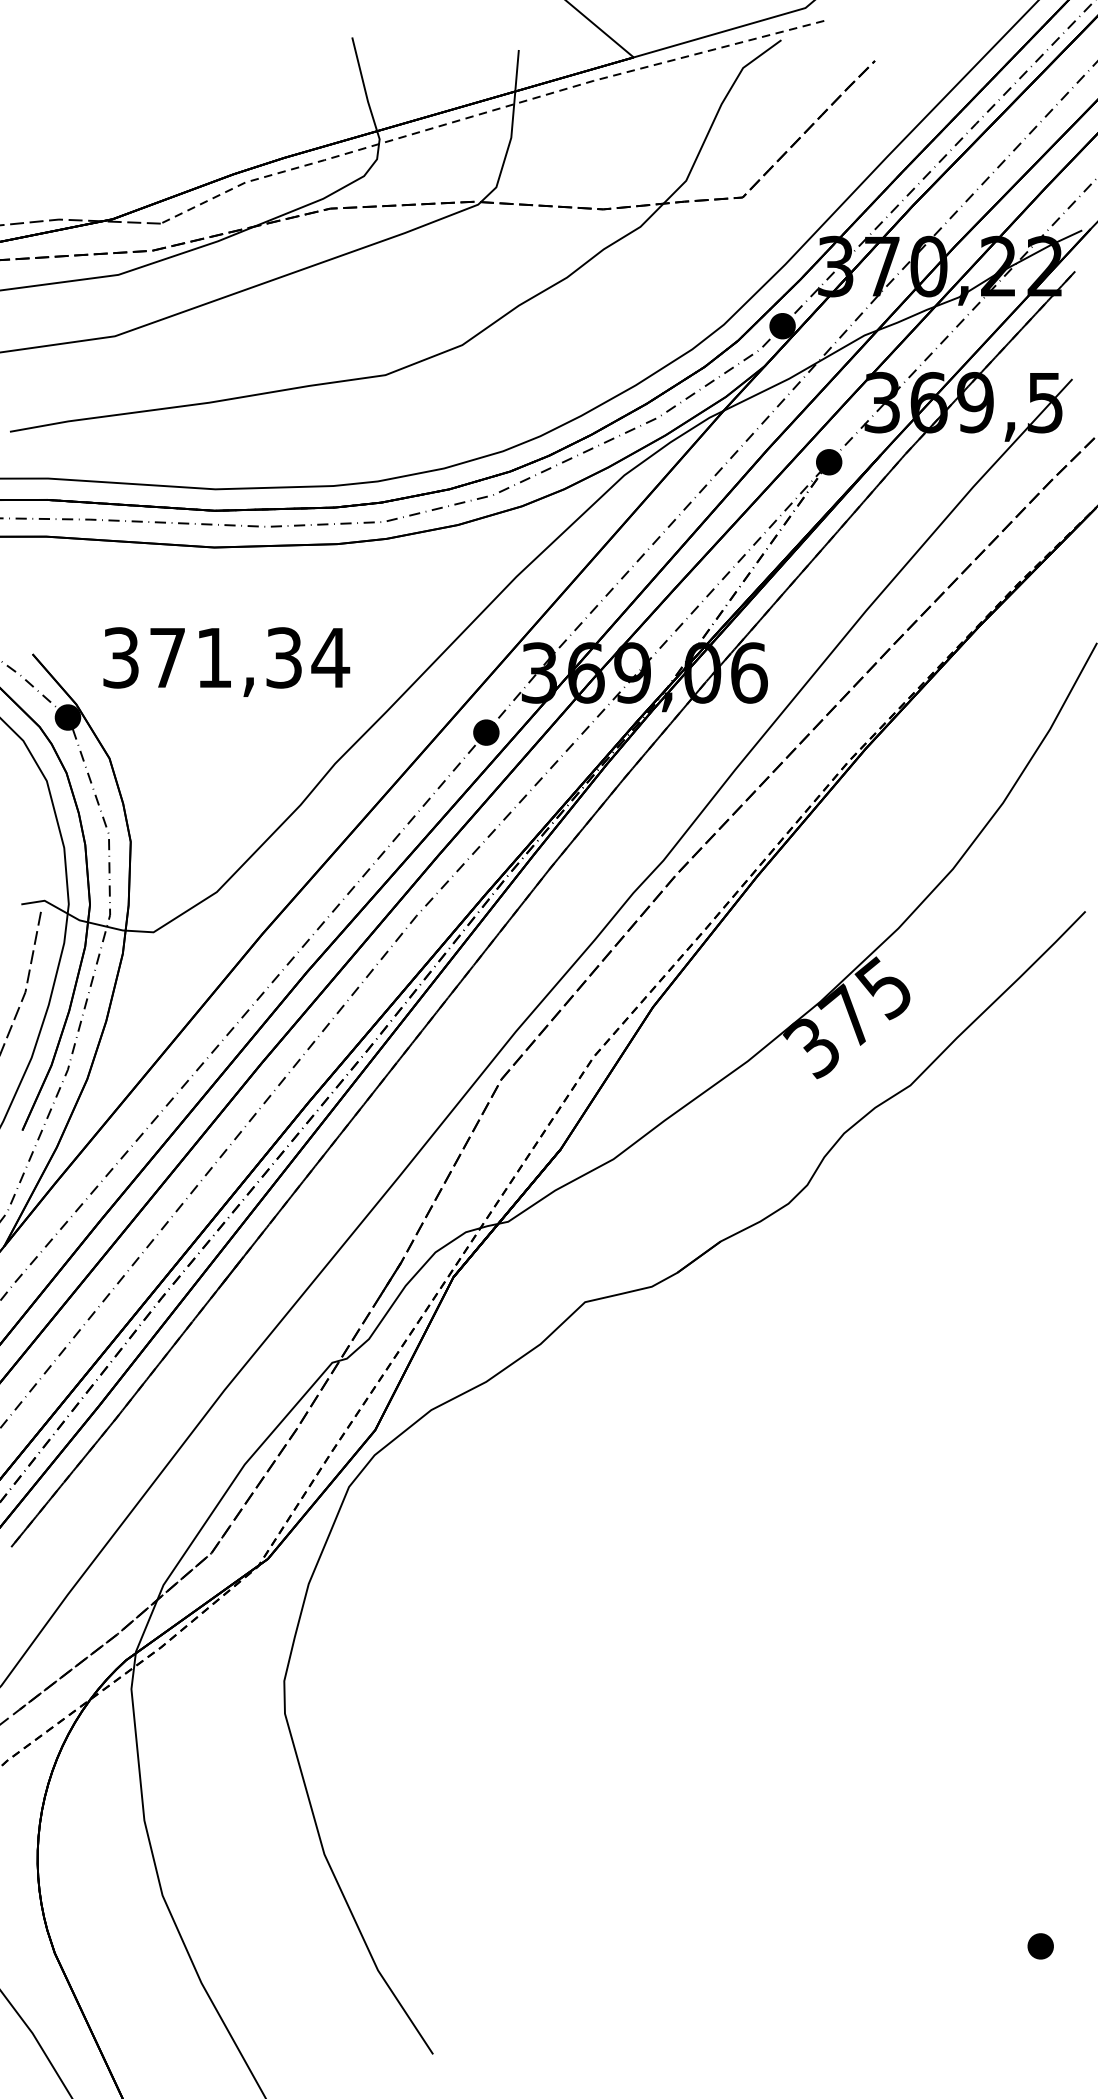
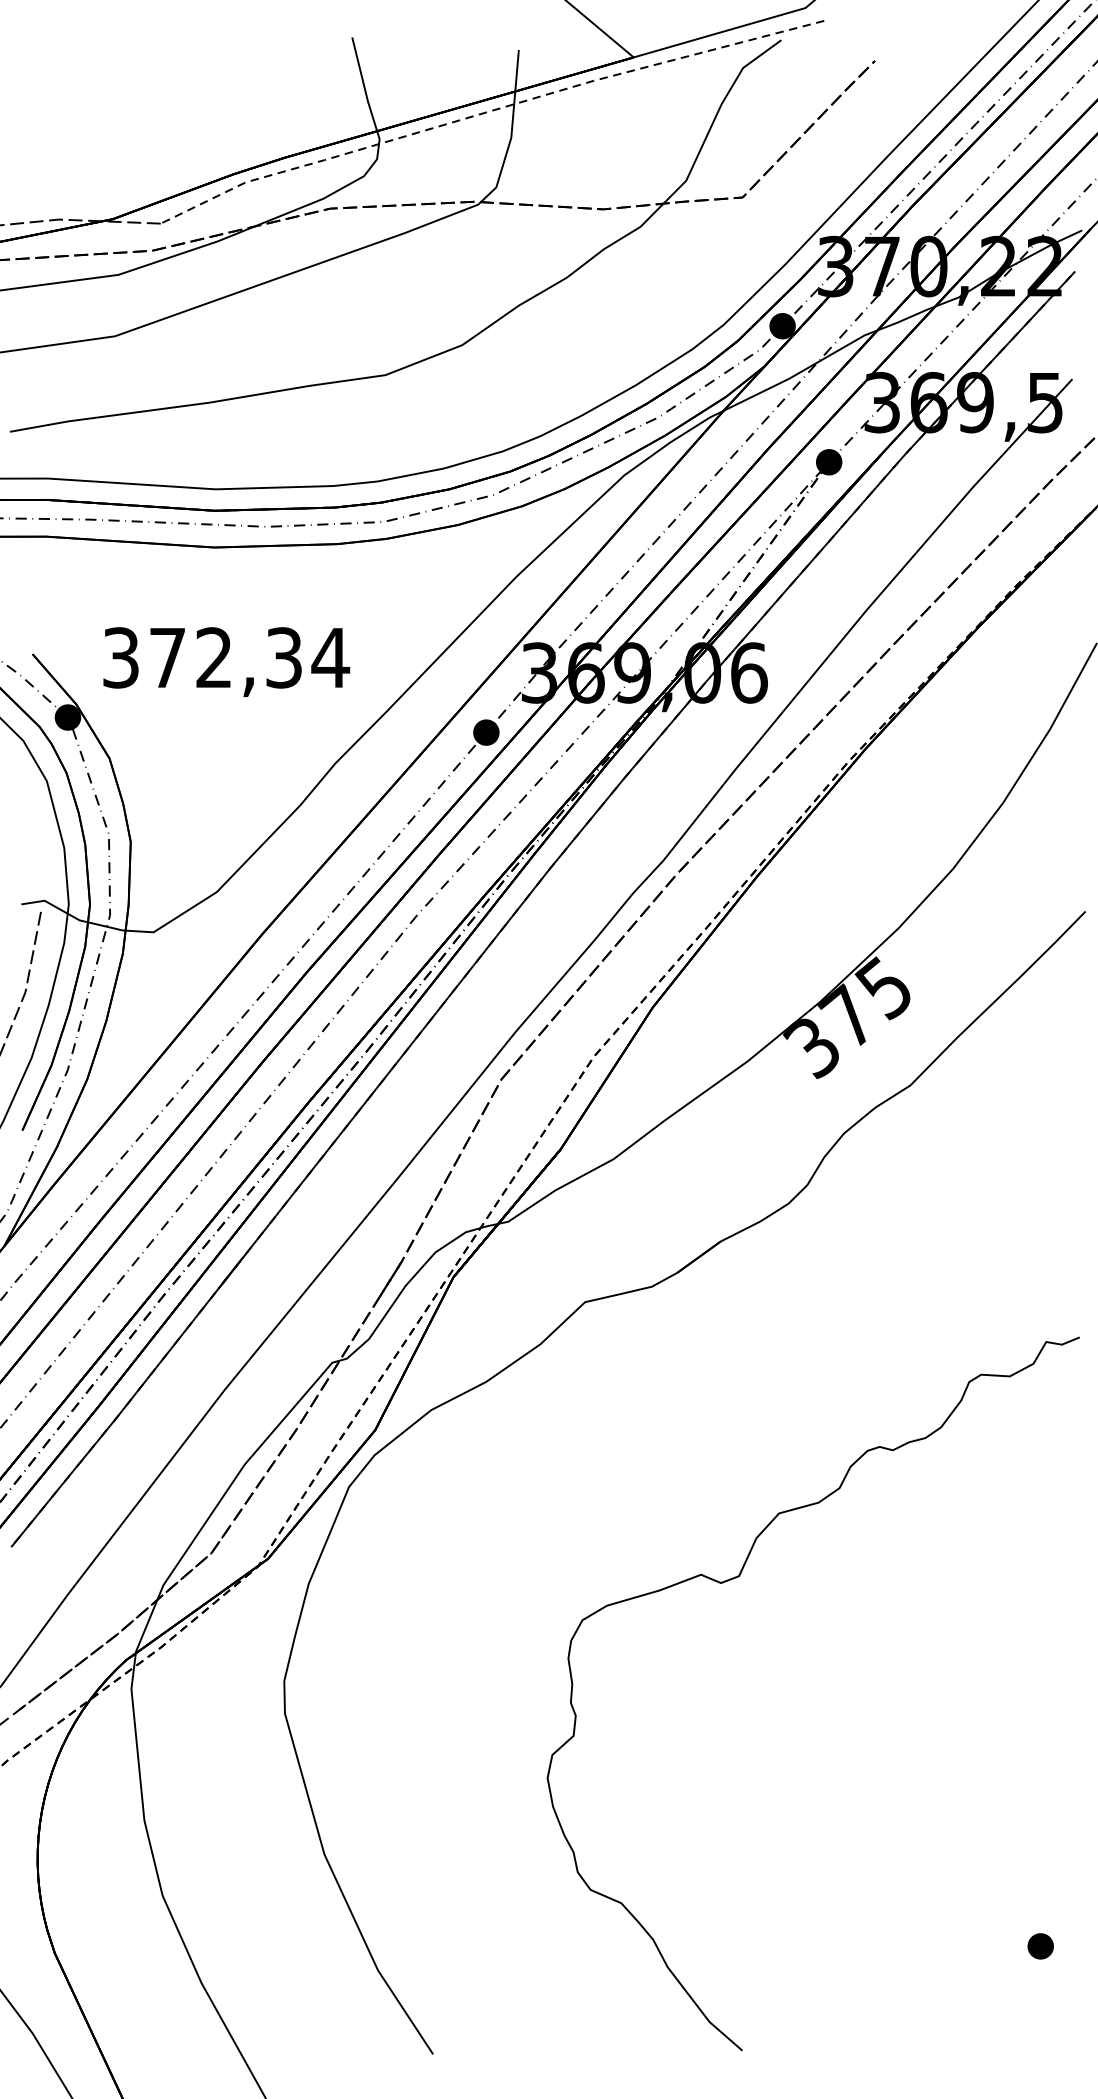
text: 371,34 -> 372,34 (213, 657)
curve: none -> present (738, 1577)
